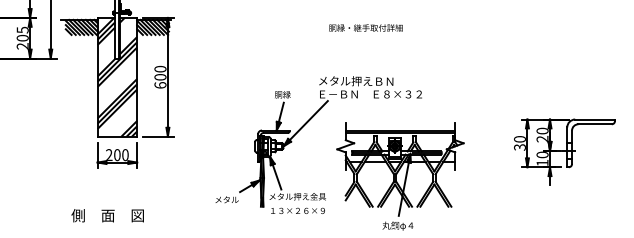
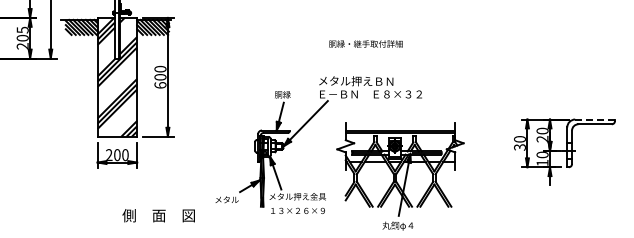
text position: (365, 27) -> (365, 43) (365, 43)
line: solid -> dashed (595, 119)
text position: (107, 215) -> (158, 215) (158, 215)
